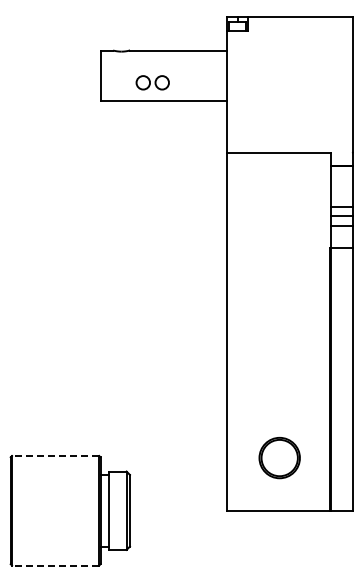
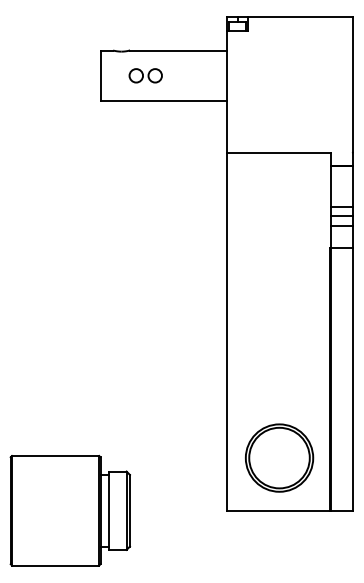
part position: (152, 82) -> (145, 75) (145, 75)
line: dashed -> solid (55, 455)
part size: 43x43 px -> 70x70 px (279, 457)
line: dashed -> solid (55, 565)
